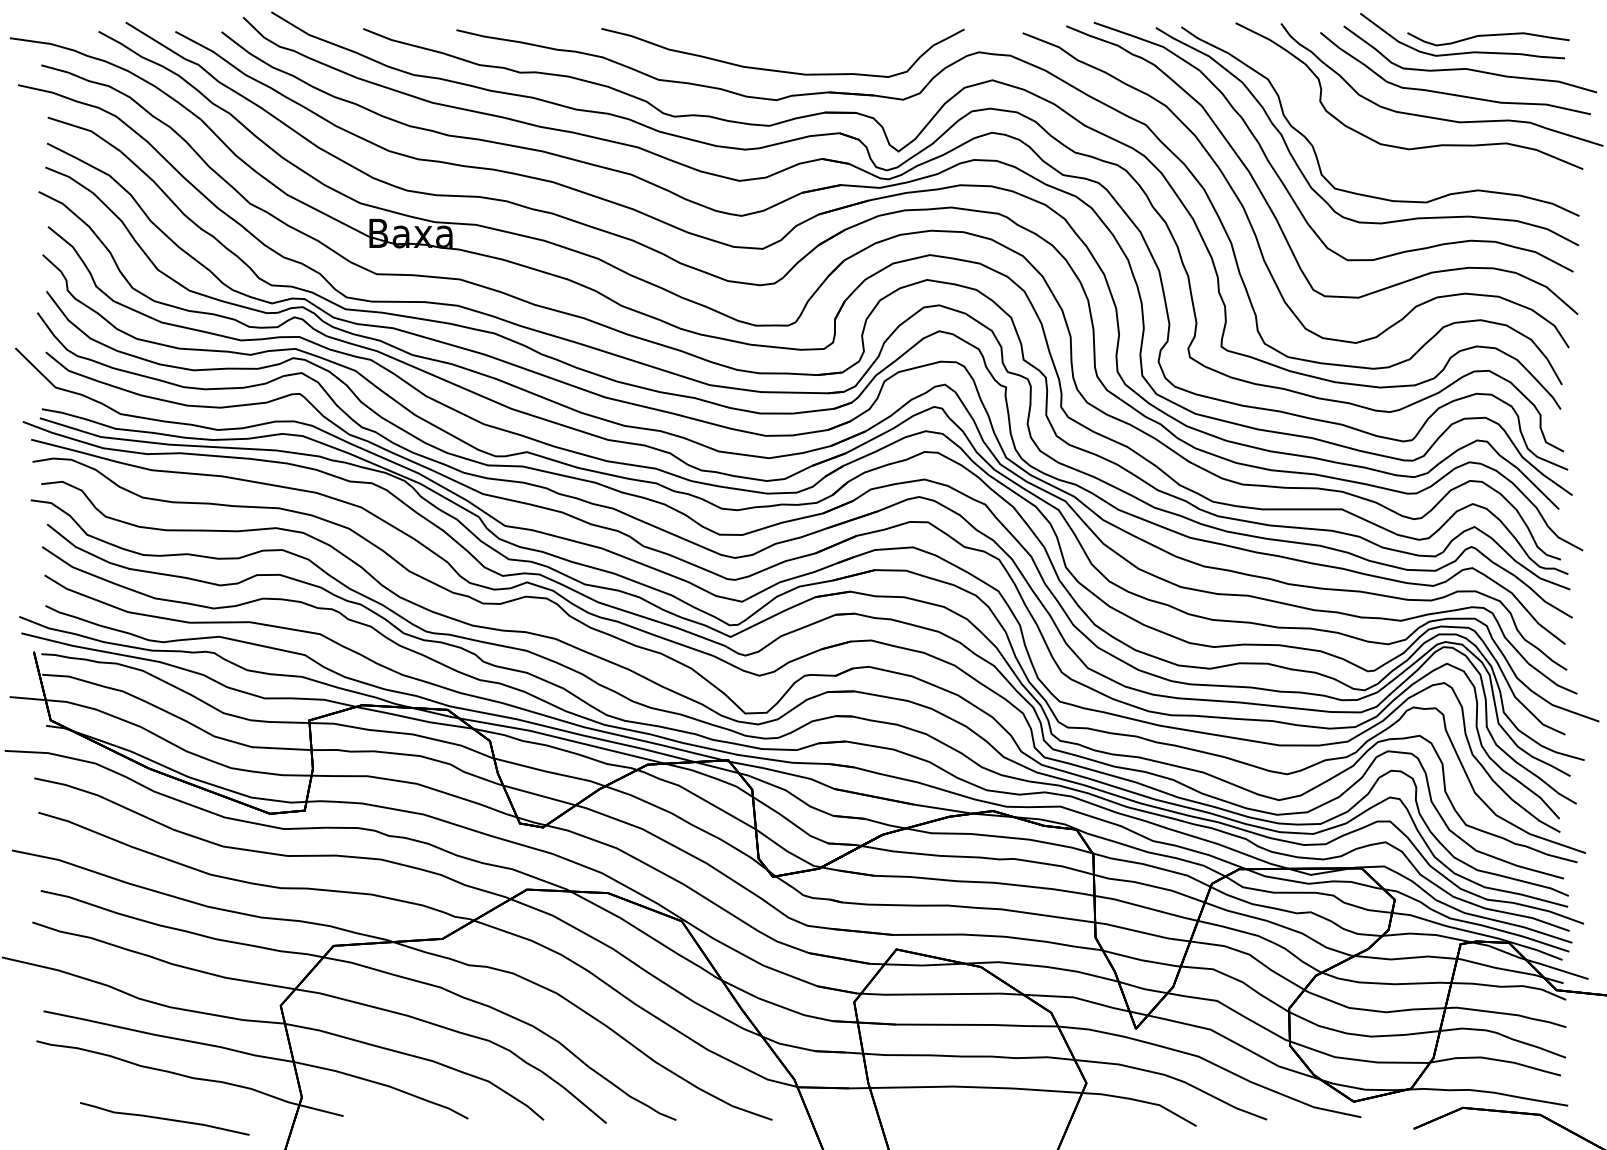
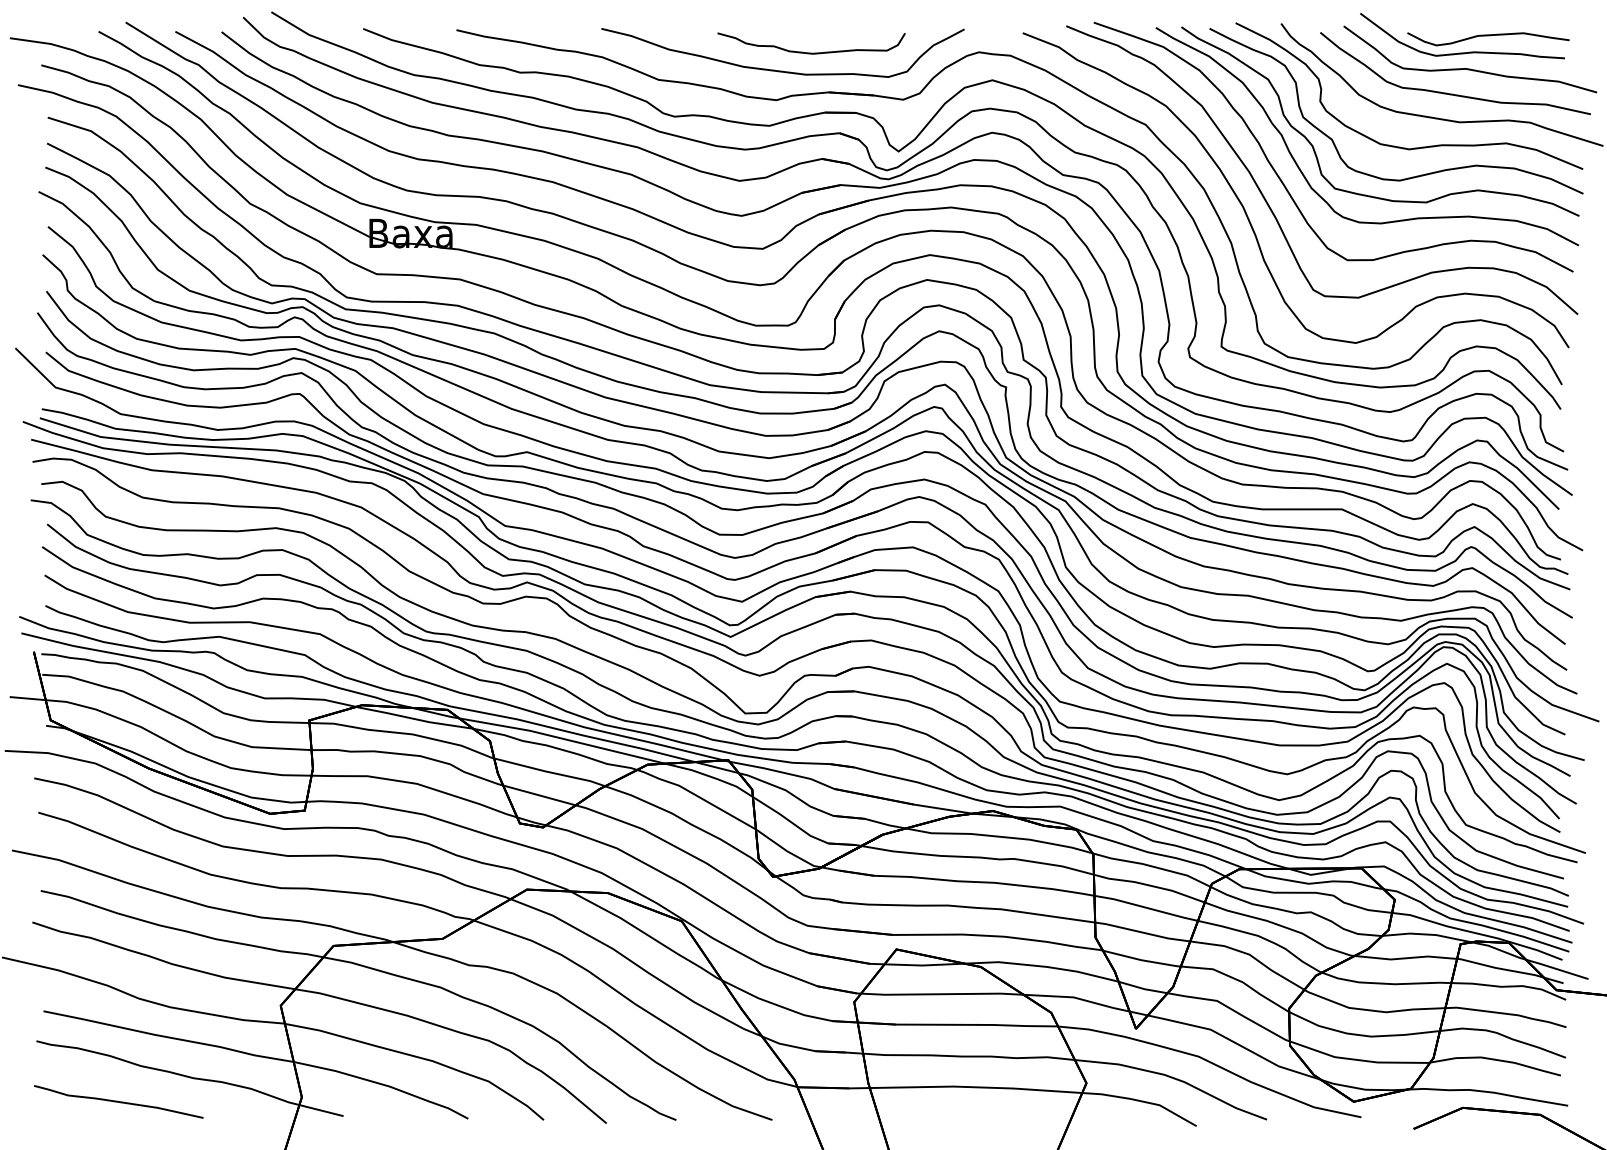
curve: none -> present (811, 52)
curve: none -> present (1412, 176)
curve position: (164, 1118) -> (118, 1101) (118, 1101)
